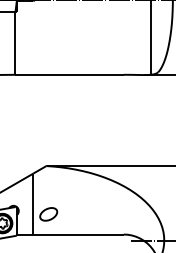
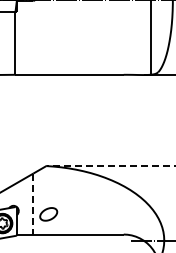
line: solid -> dashed (110, 165)
line: solid -> dashed (33, 204)
